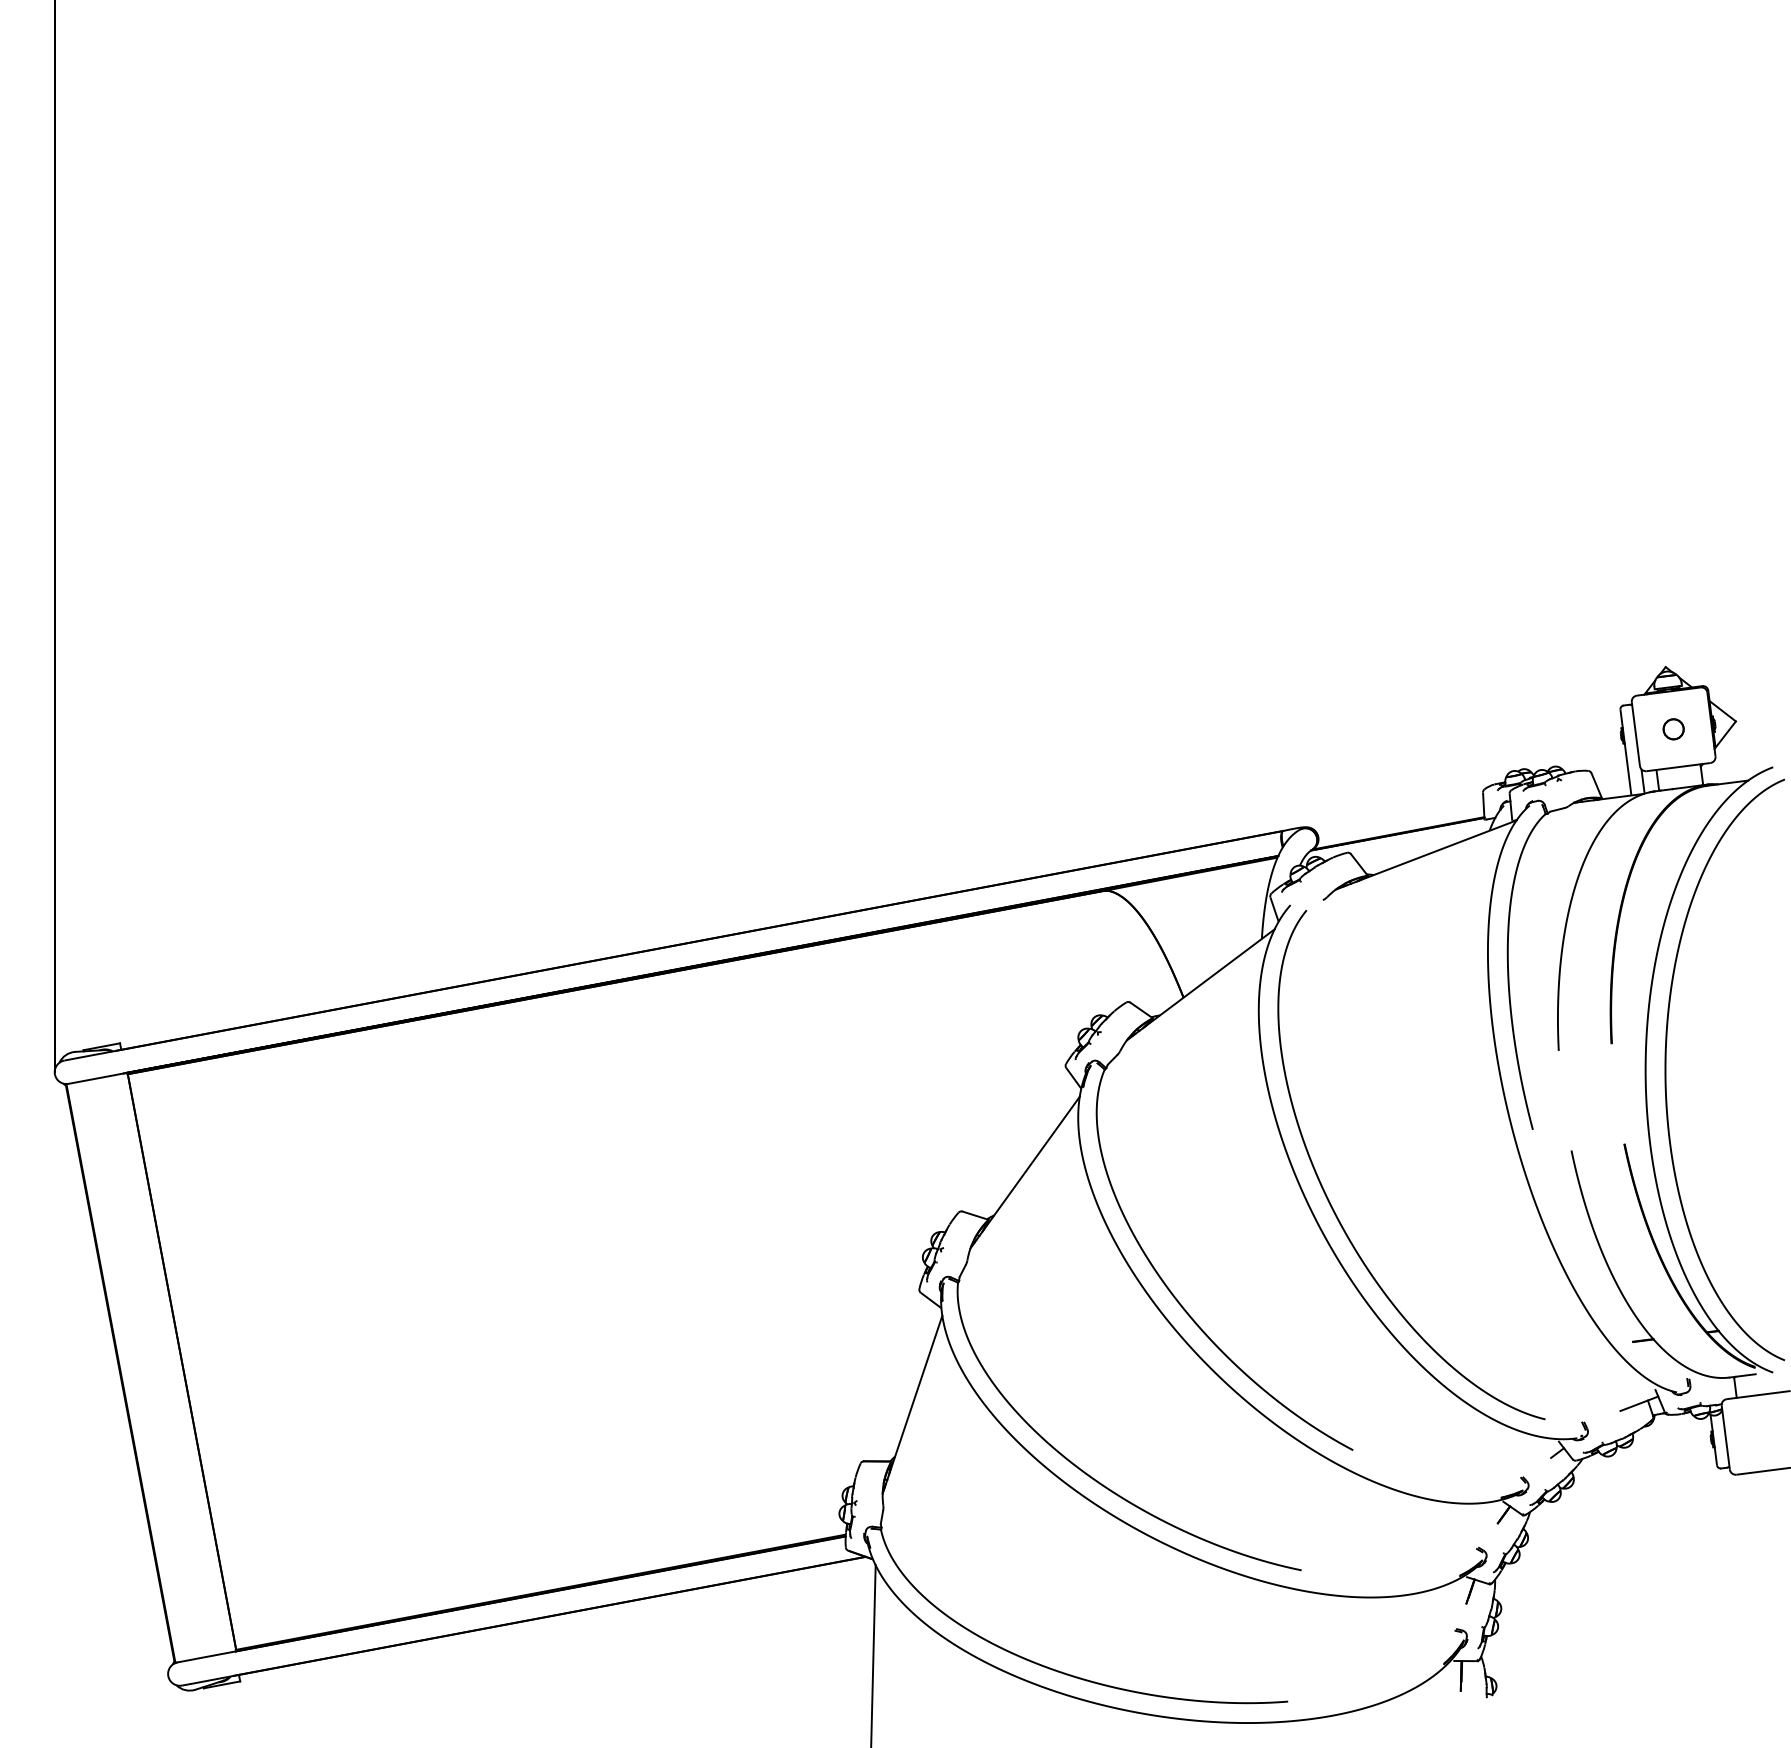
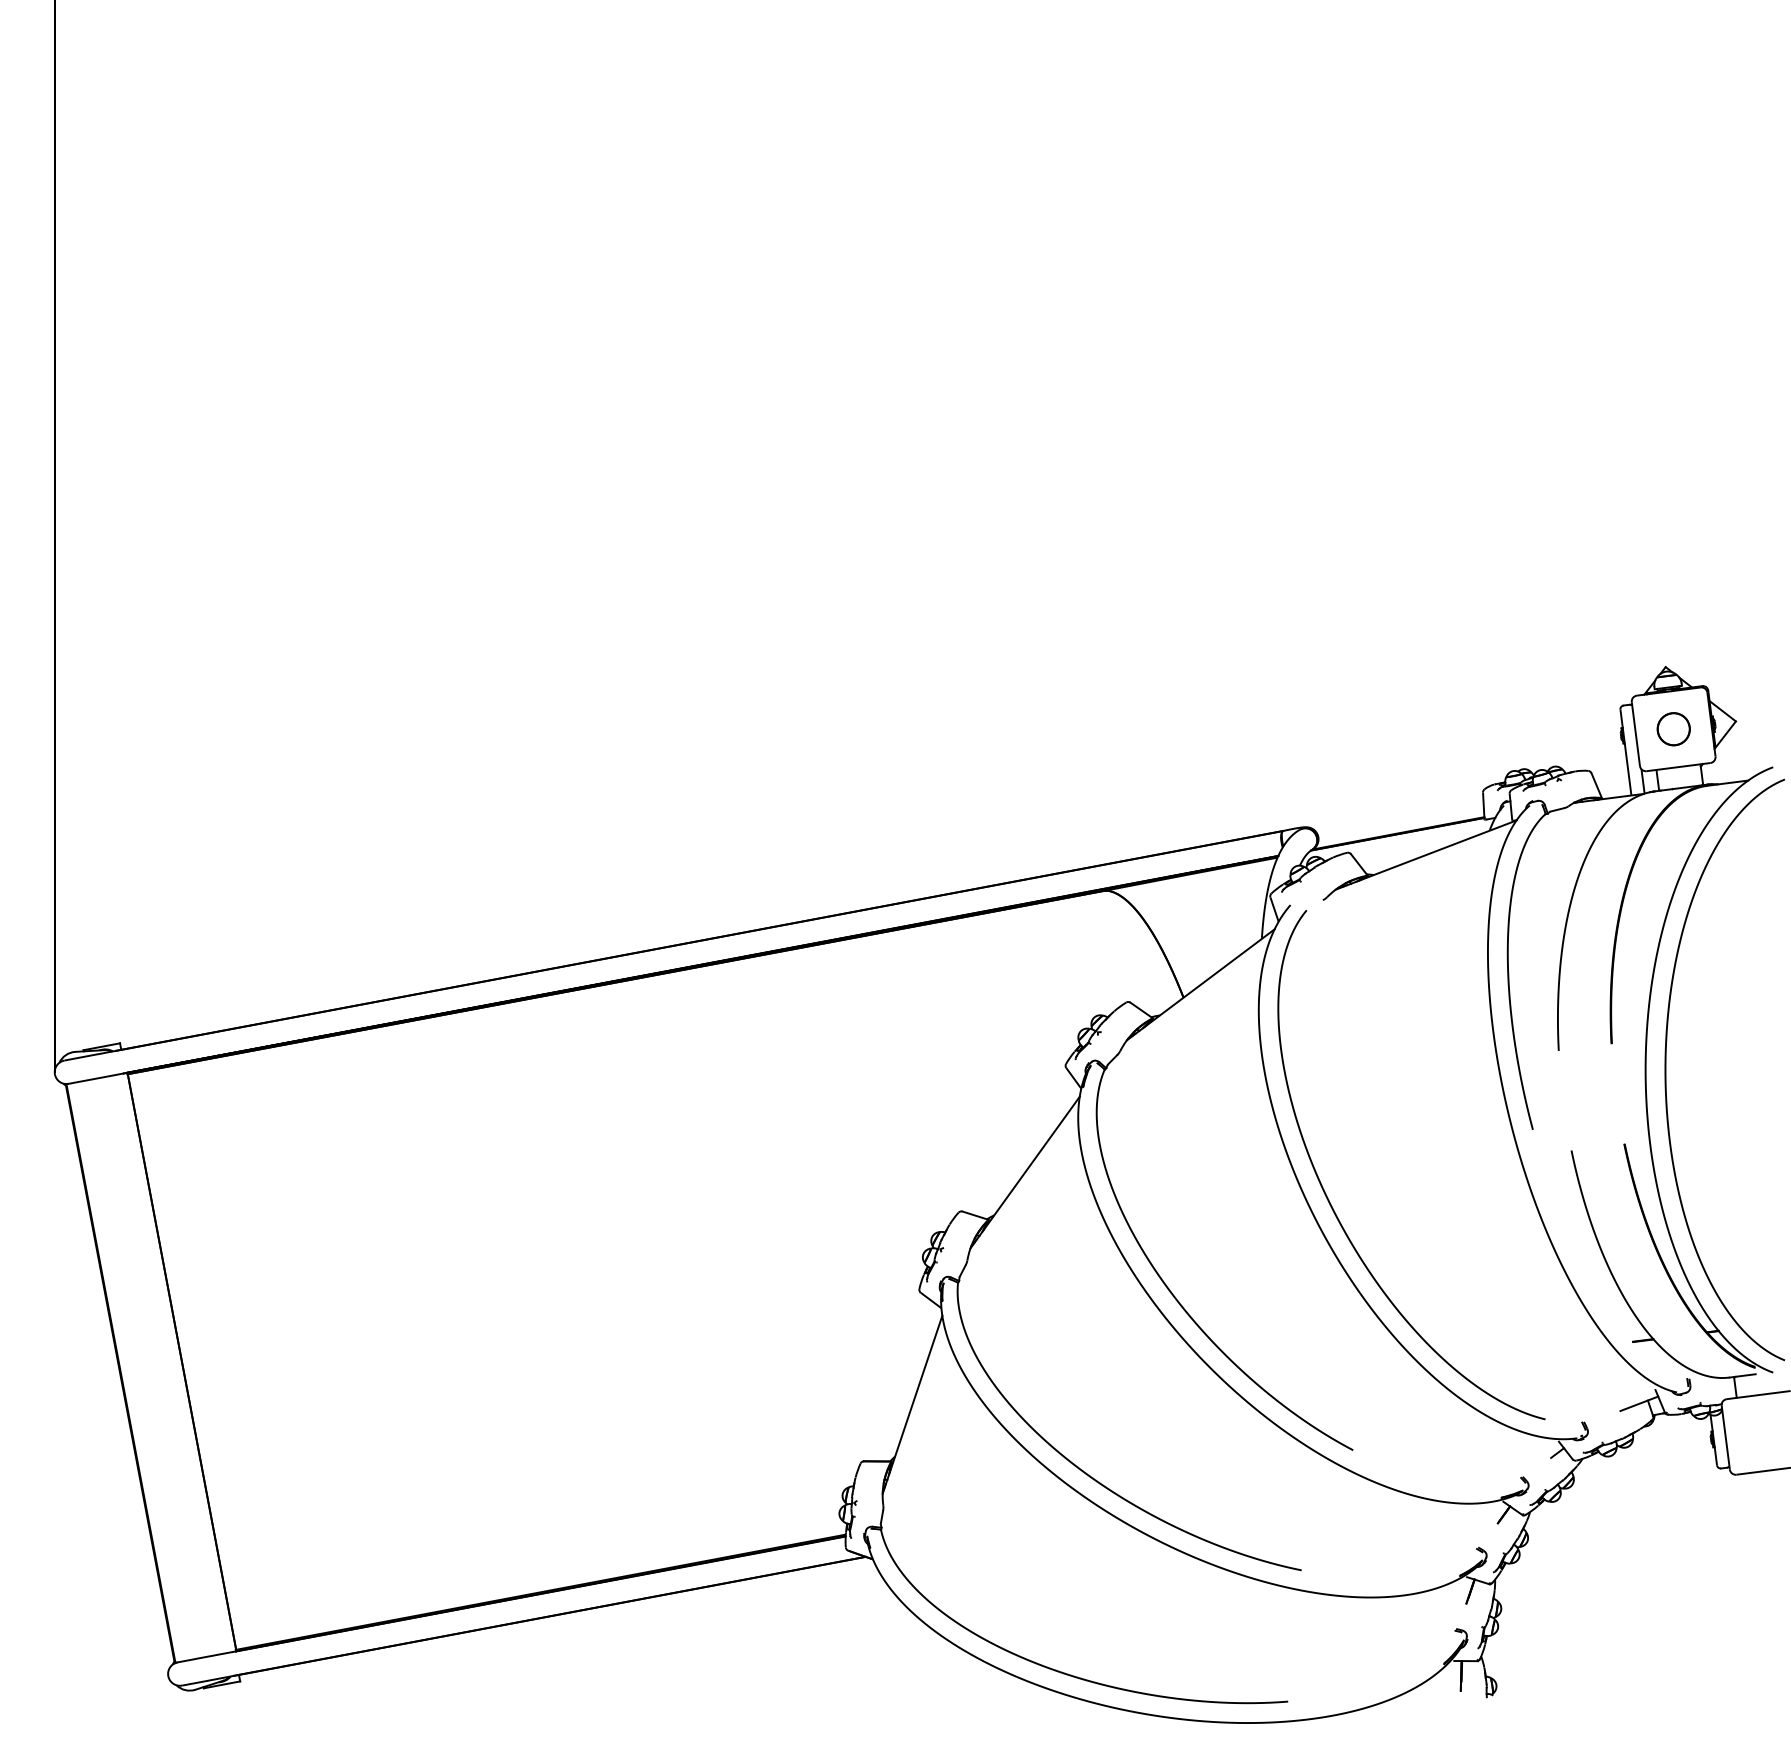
circle size: 23x23 px -> 35x35 px (1673, 729)
line: present -> none (873, 1654)
